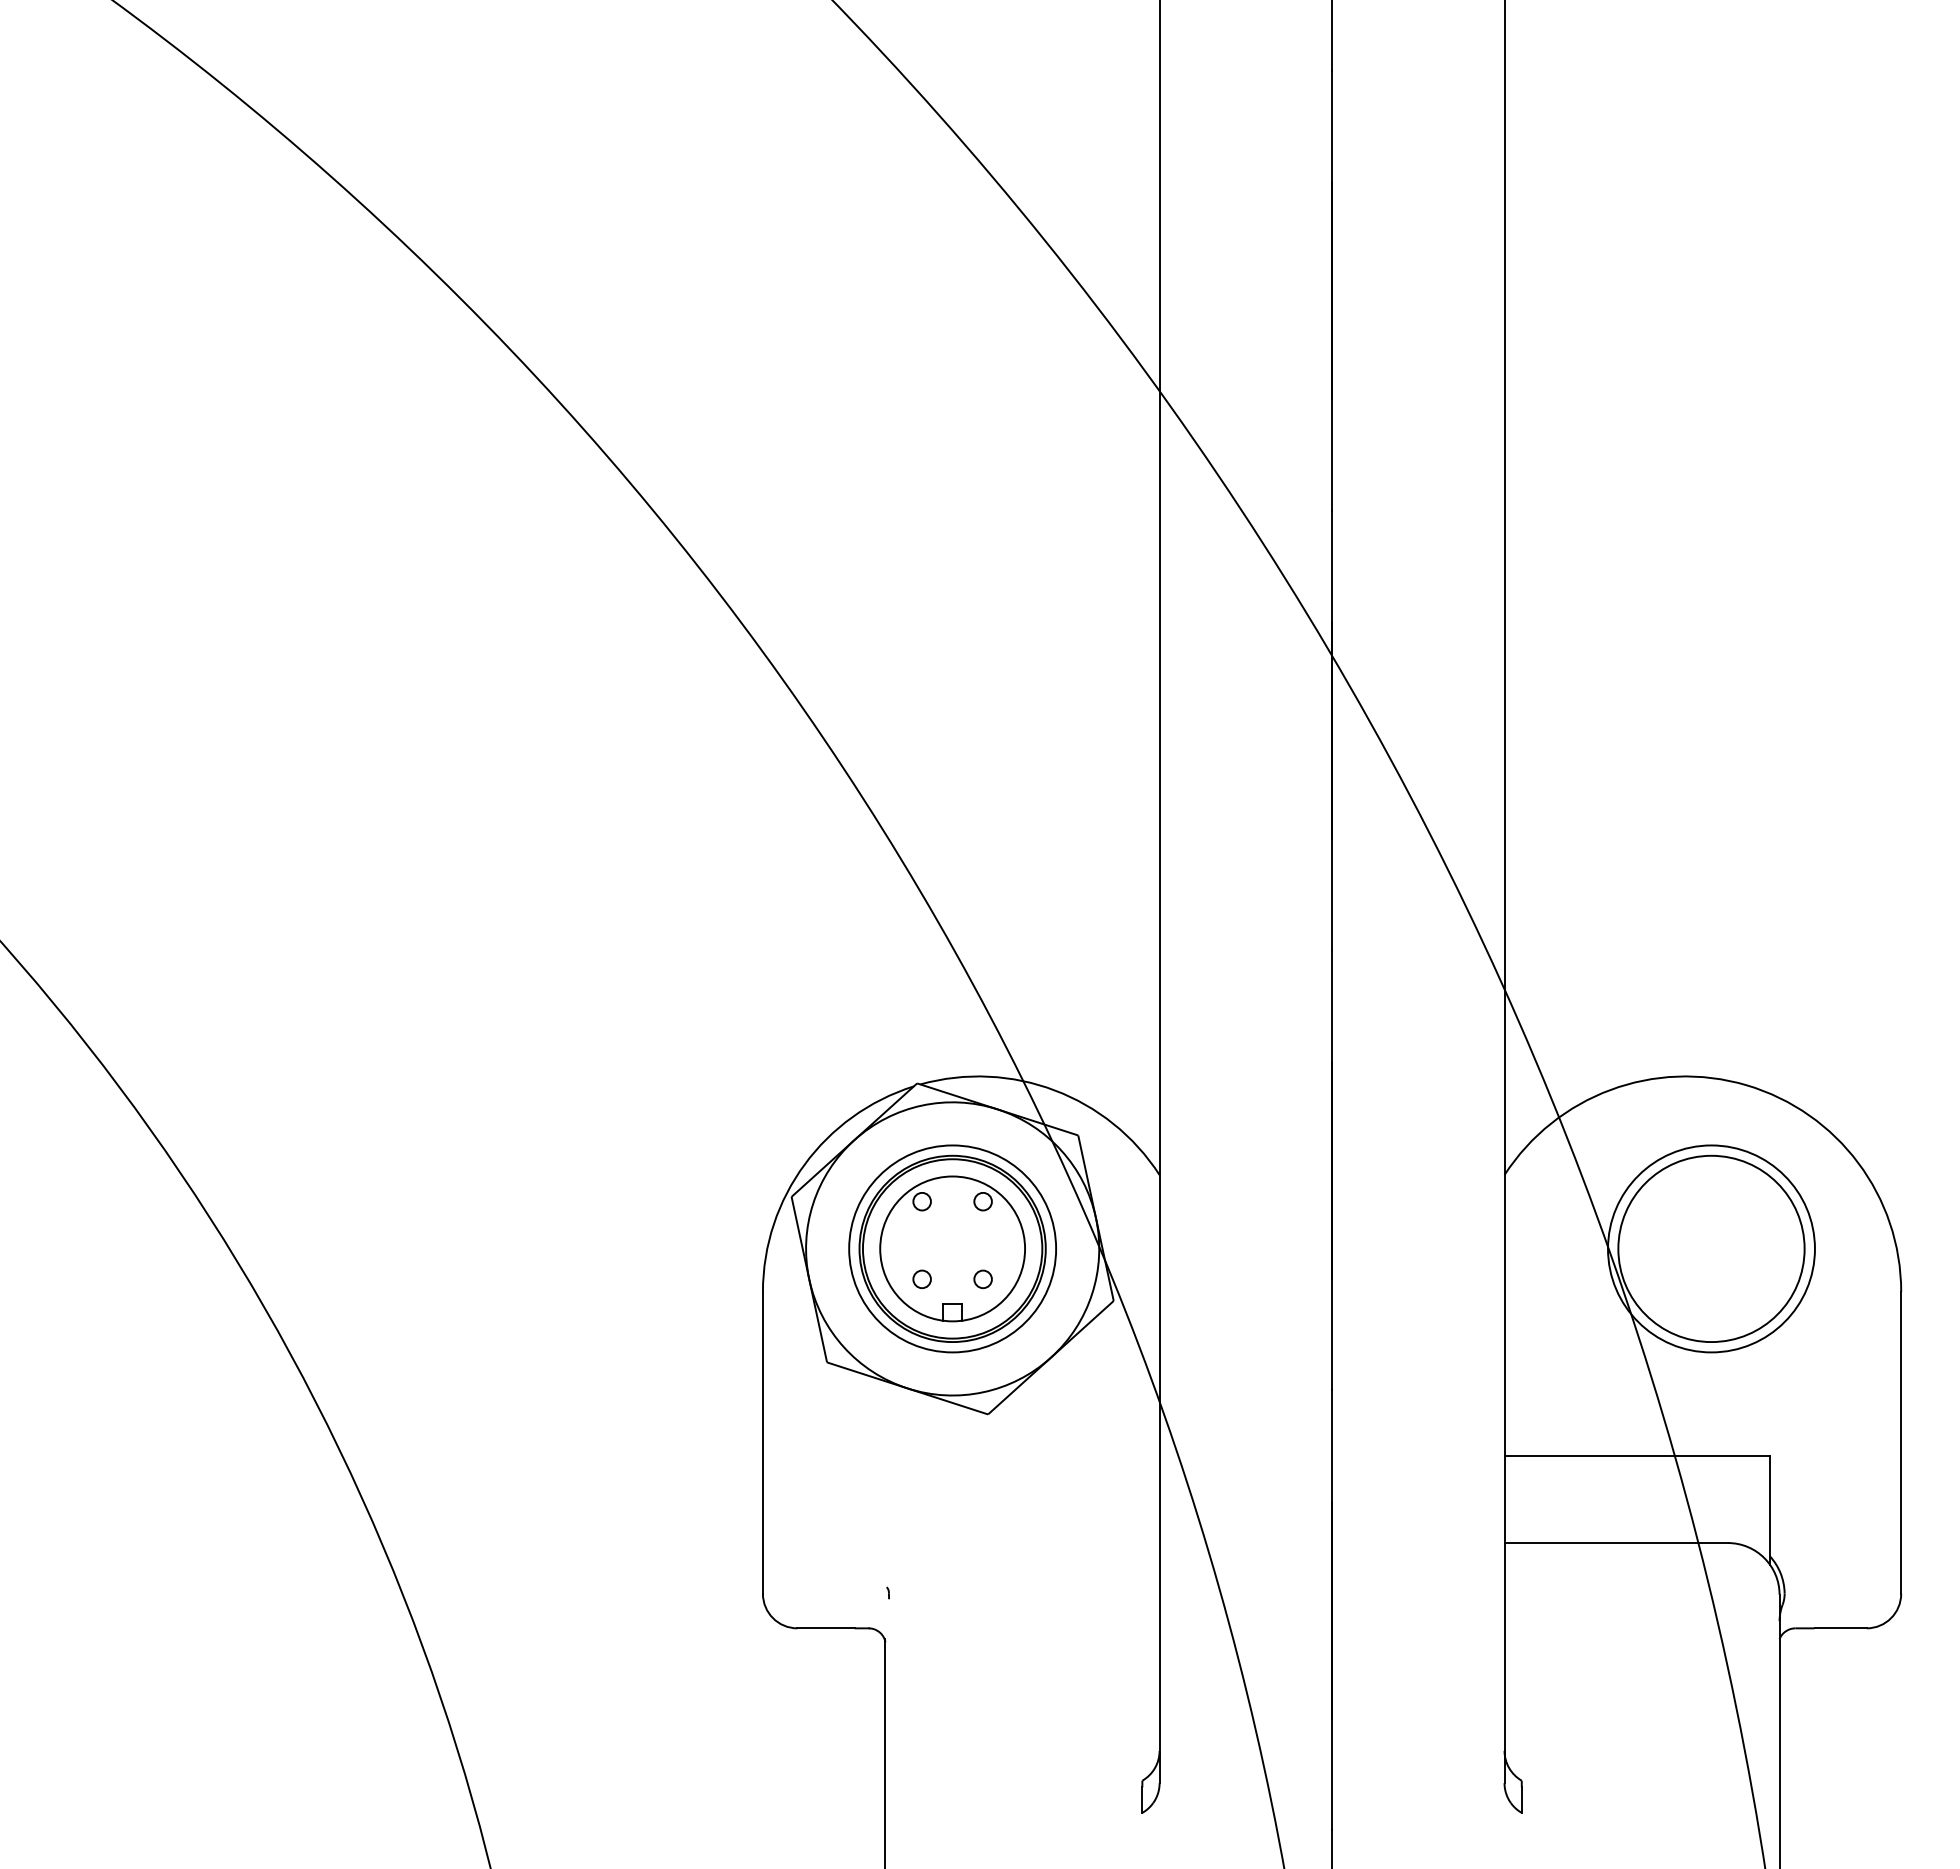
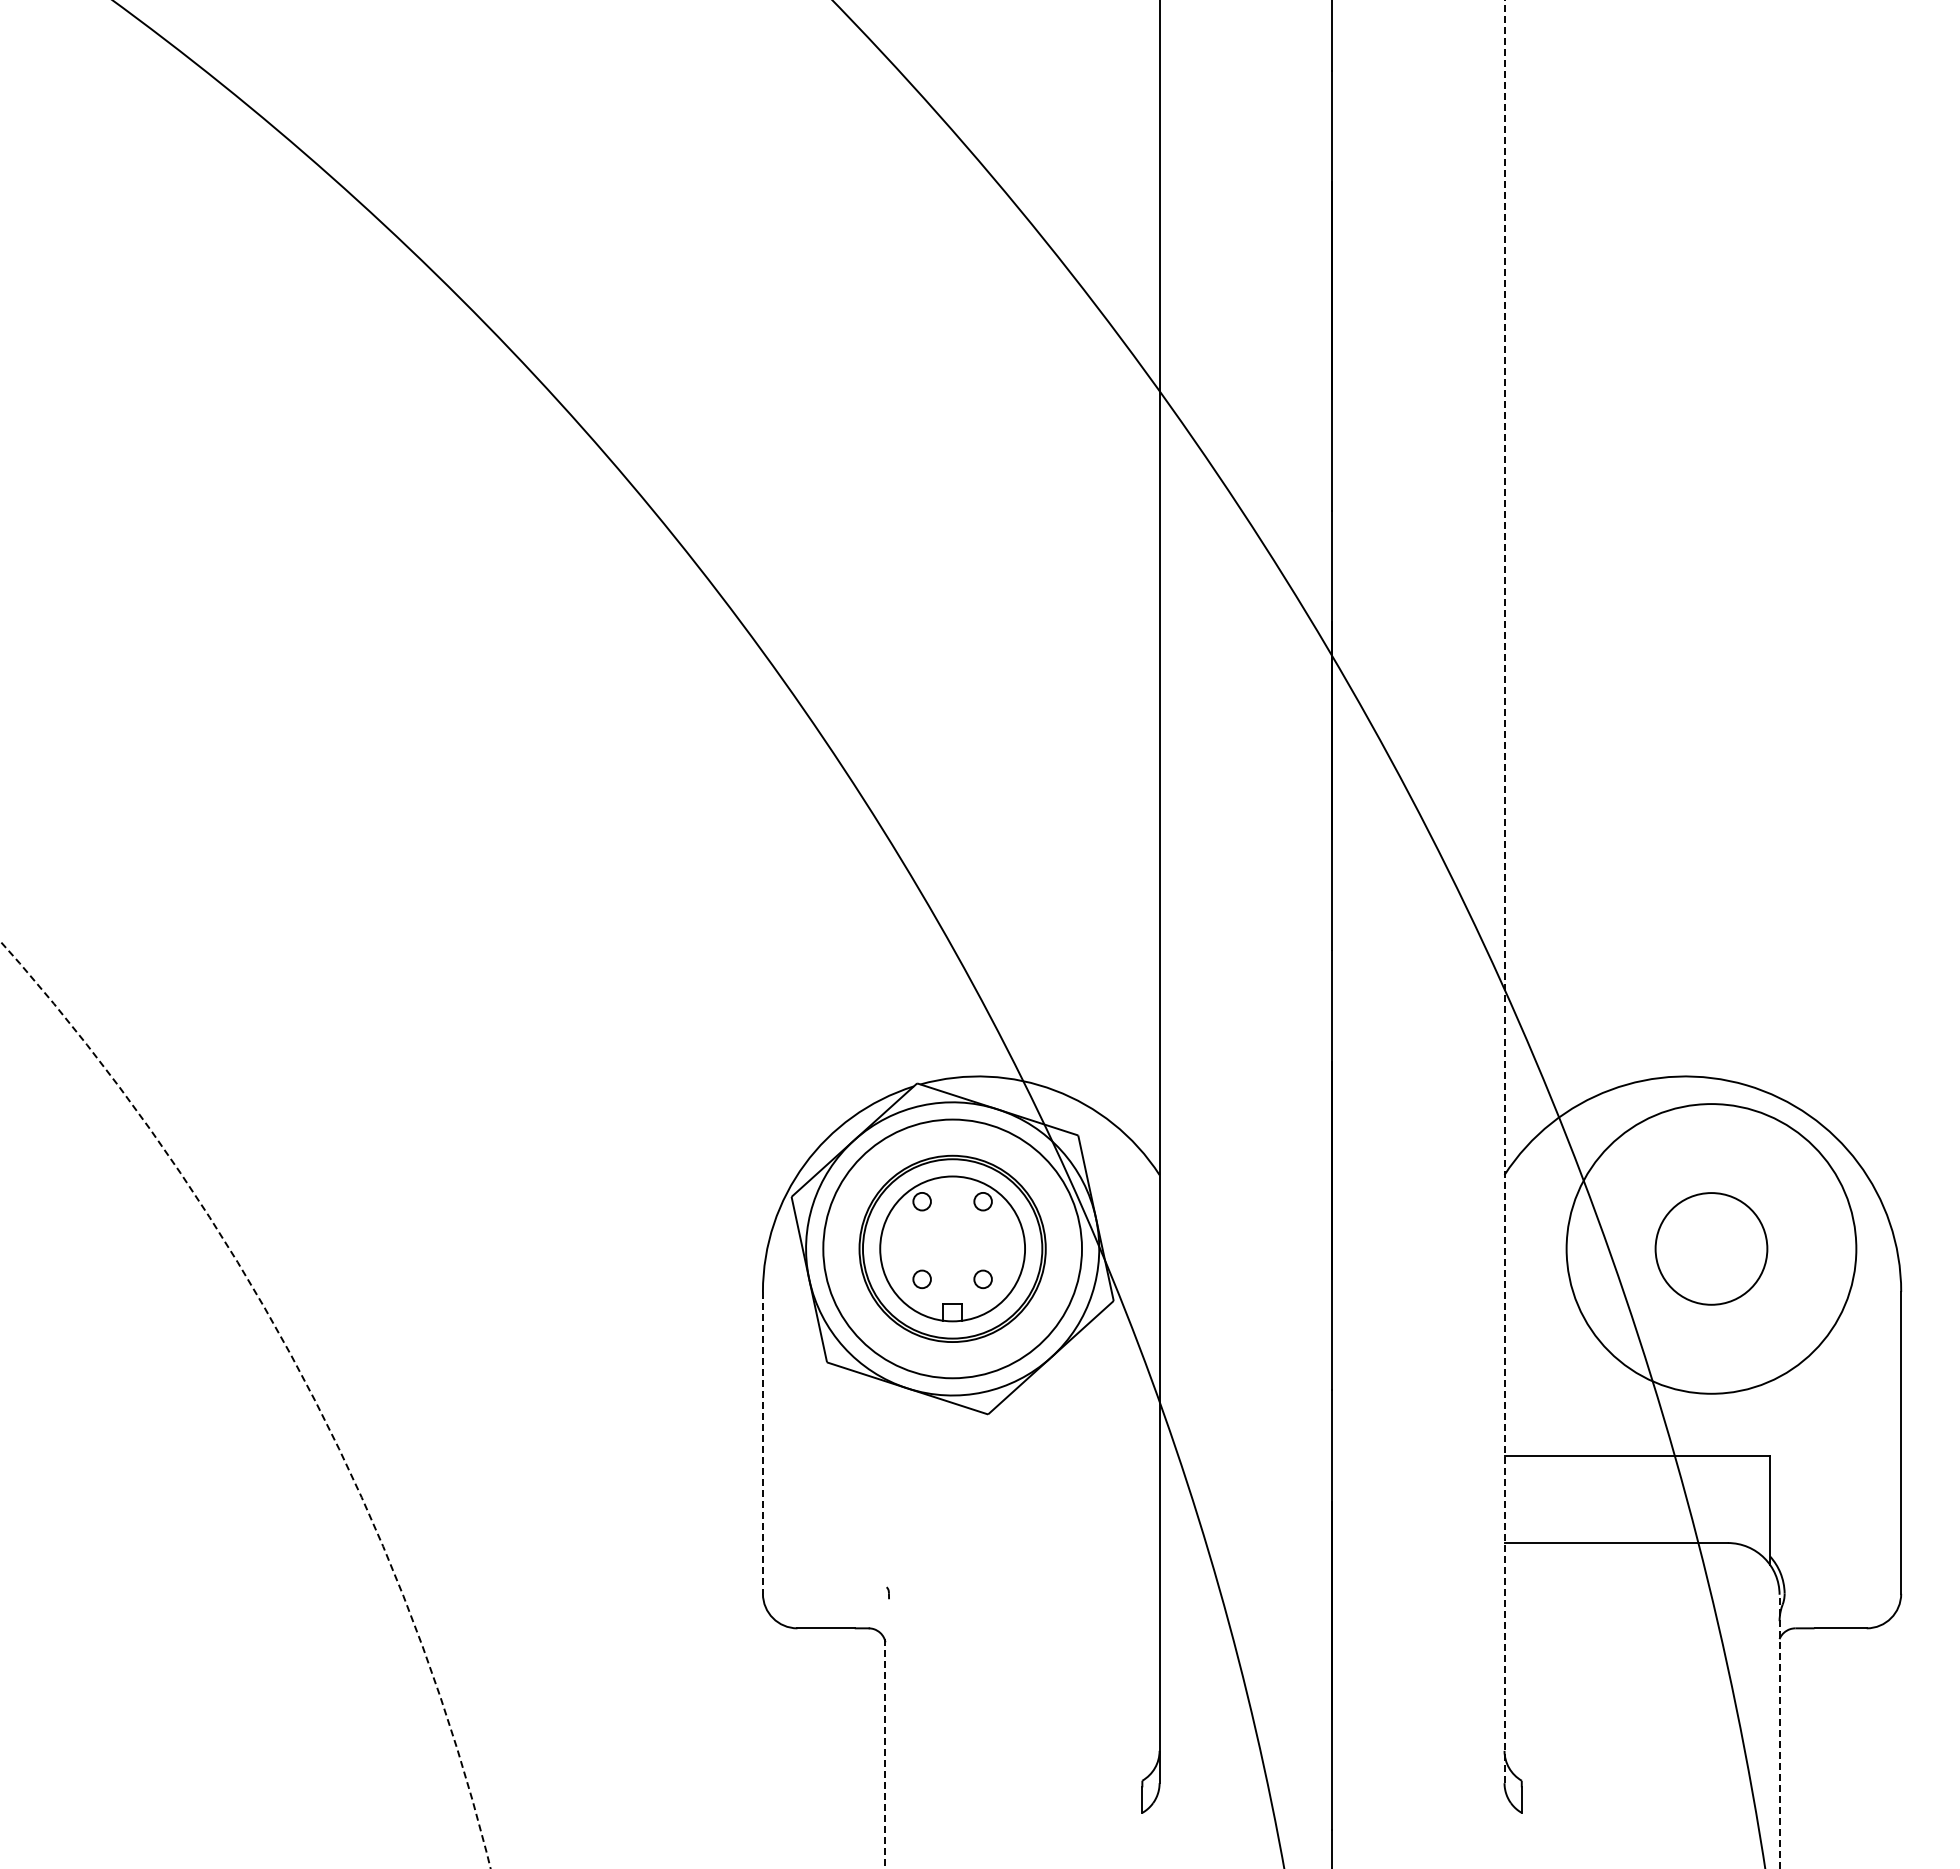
line: solid -> dashed (1504, 891)
circle diameter: 207 px -> 259 px (952, 1248)
circle diameter: 186 px -> 112 px (1711, 1248)
circle diameter: 207 px -> 290 px (1711, 1248)
circle: solid -> dashed (245, 1404)
line: solid -> dashed (762, 1442)
line: solid -> dashed (1779, 1731)
line: solid -> dashed (884, 1754)
